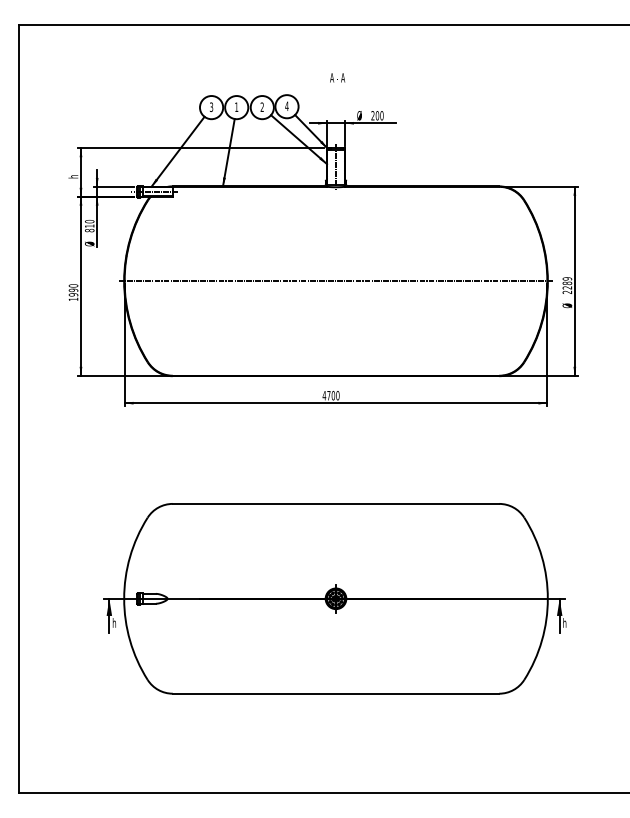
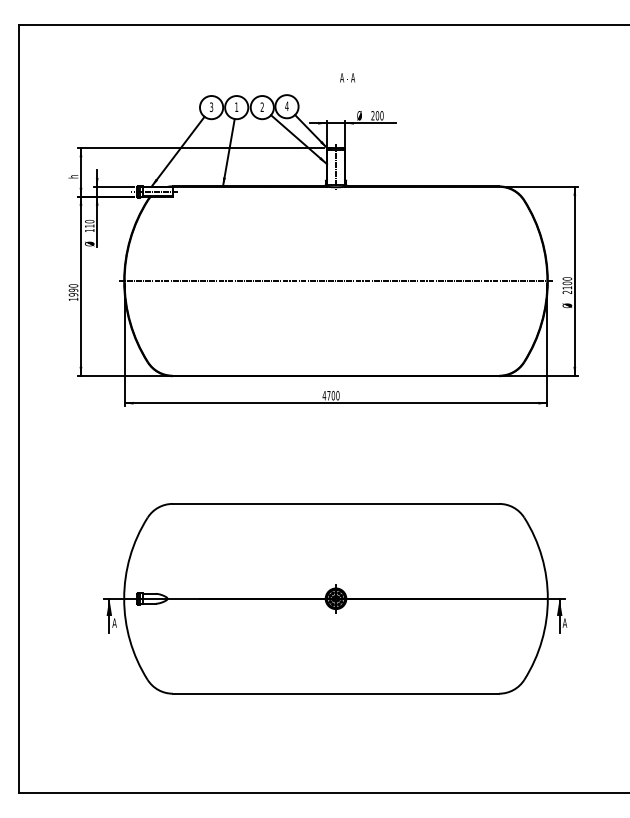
text position: (337, 77) -> (347, 77) (347, 77)
text: 810 -> 110 (89, 230)
text: 2289 -> 2100 (567, 283)
text: h -> A (114, 622)
text: h -> A (564, 622)
